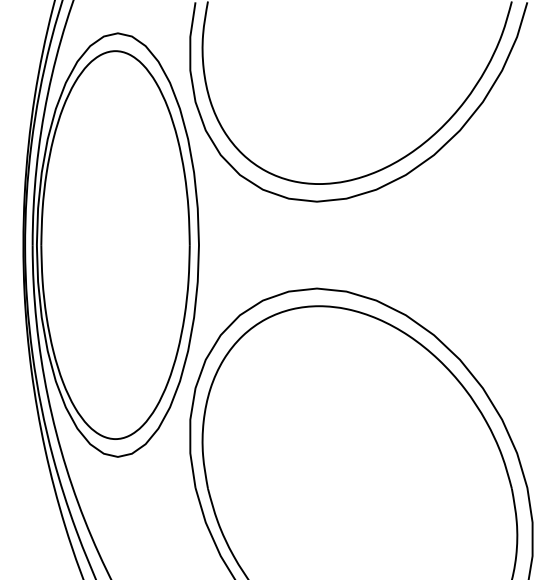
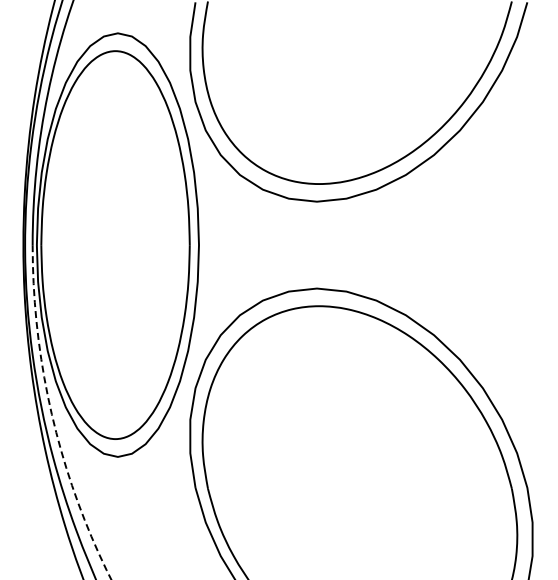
arc: solid -> dashed (52, 418)
